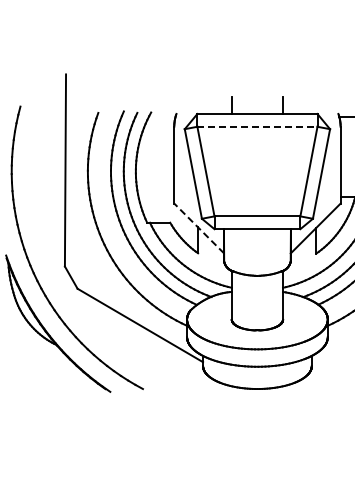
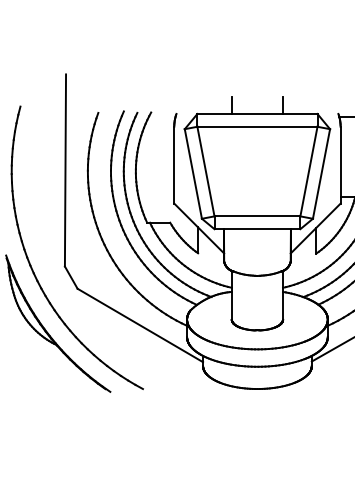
line: dashed -> solid (257, 126)
line: dashed -> solid (198, 228)
line: none -> present (331, 350)
